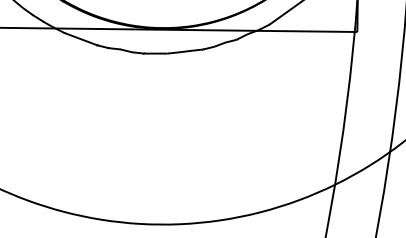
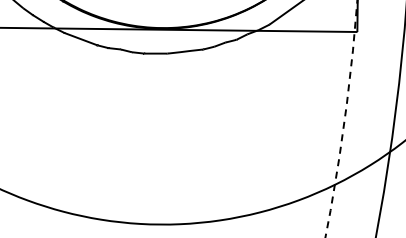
circle: solid -> dashed (341, 118)
